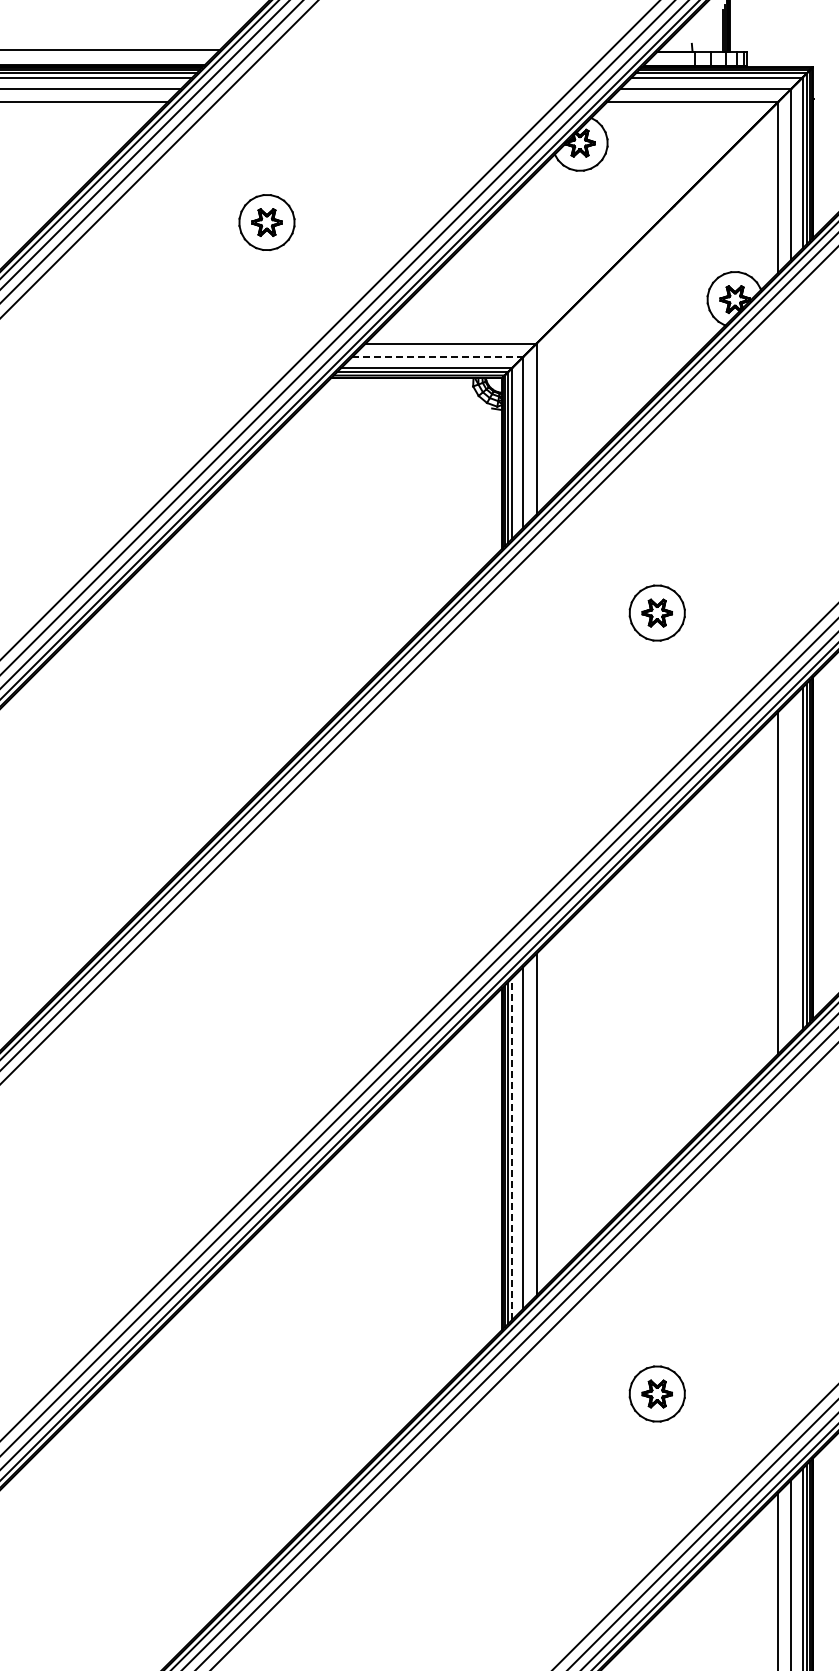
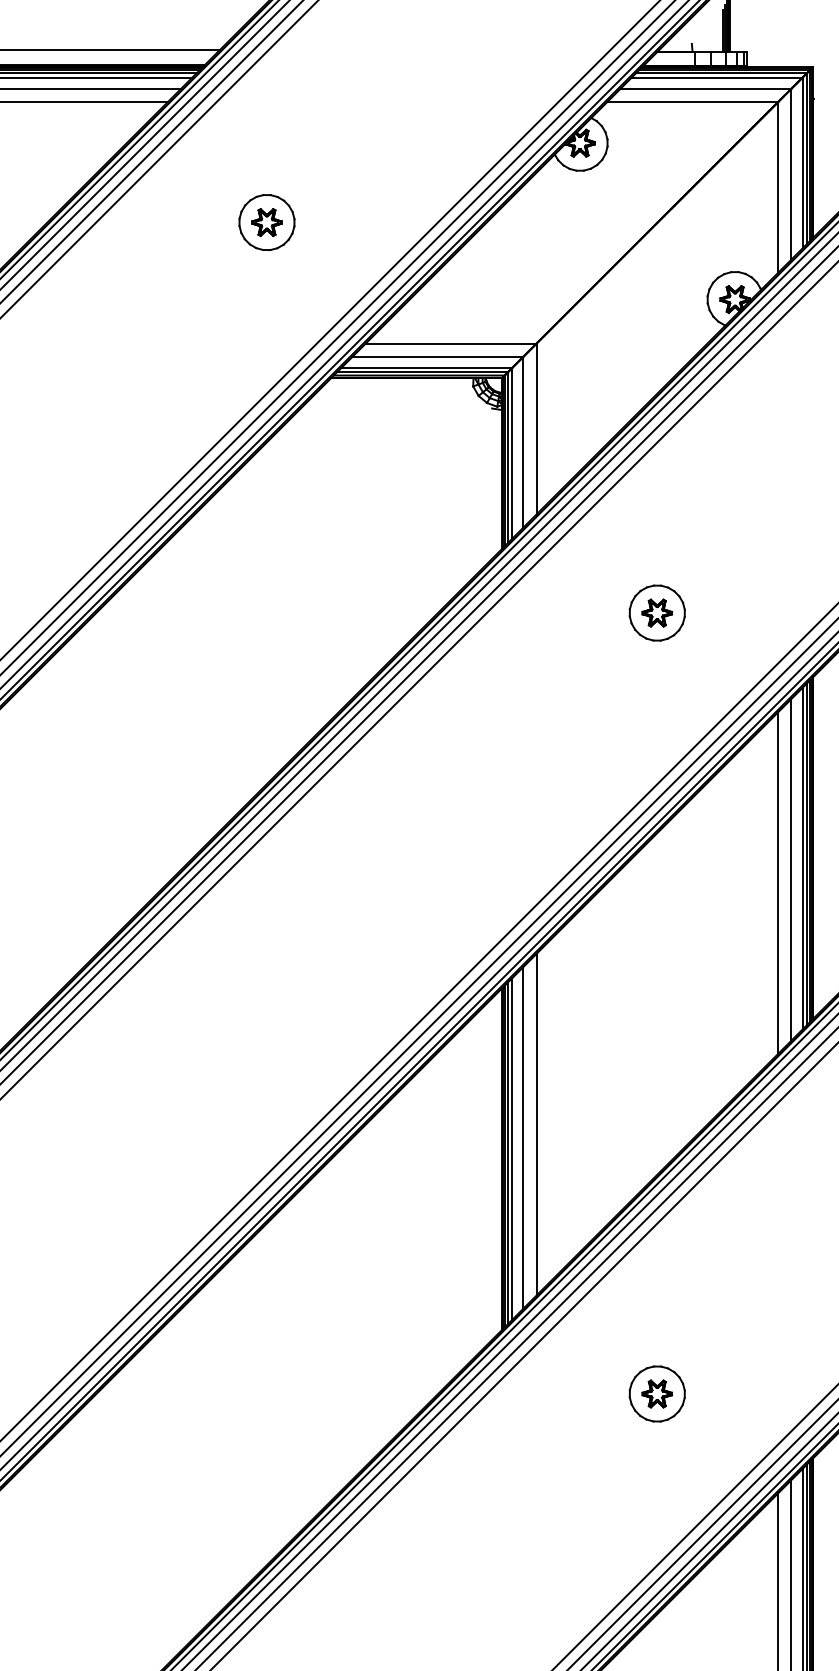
line: dashed -> solid (438, 356)
line: none -> present (418, 680)
line: none -> present (791, 869)
line: dashed -> solid (512, 1149)
